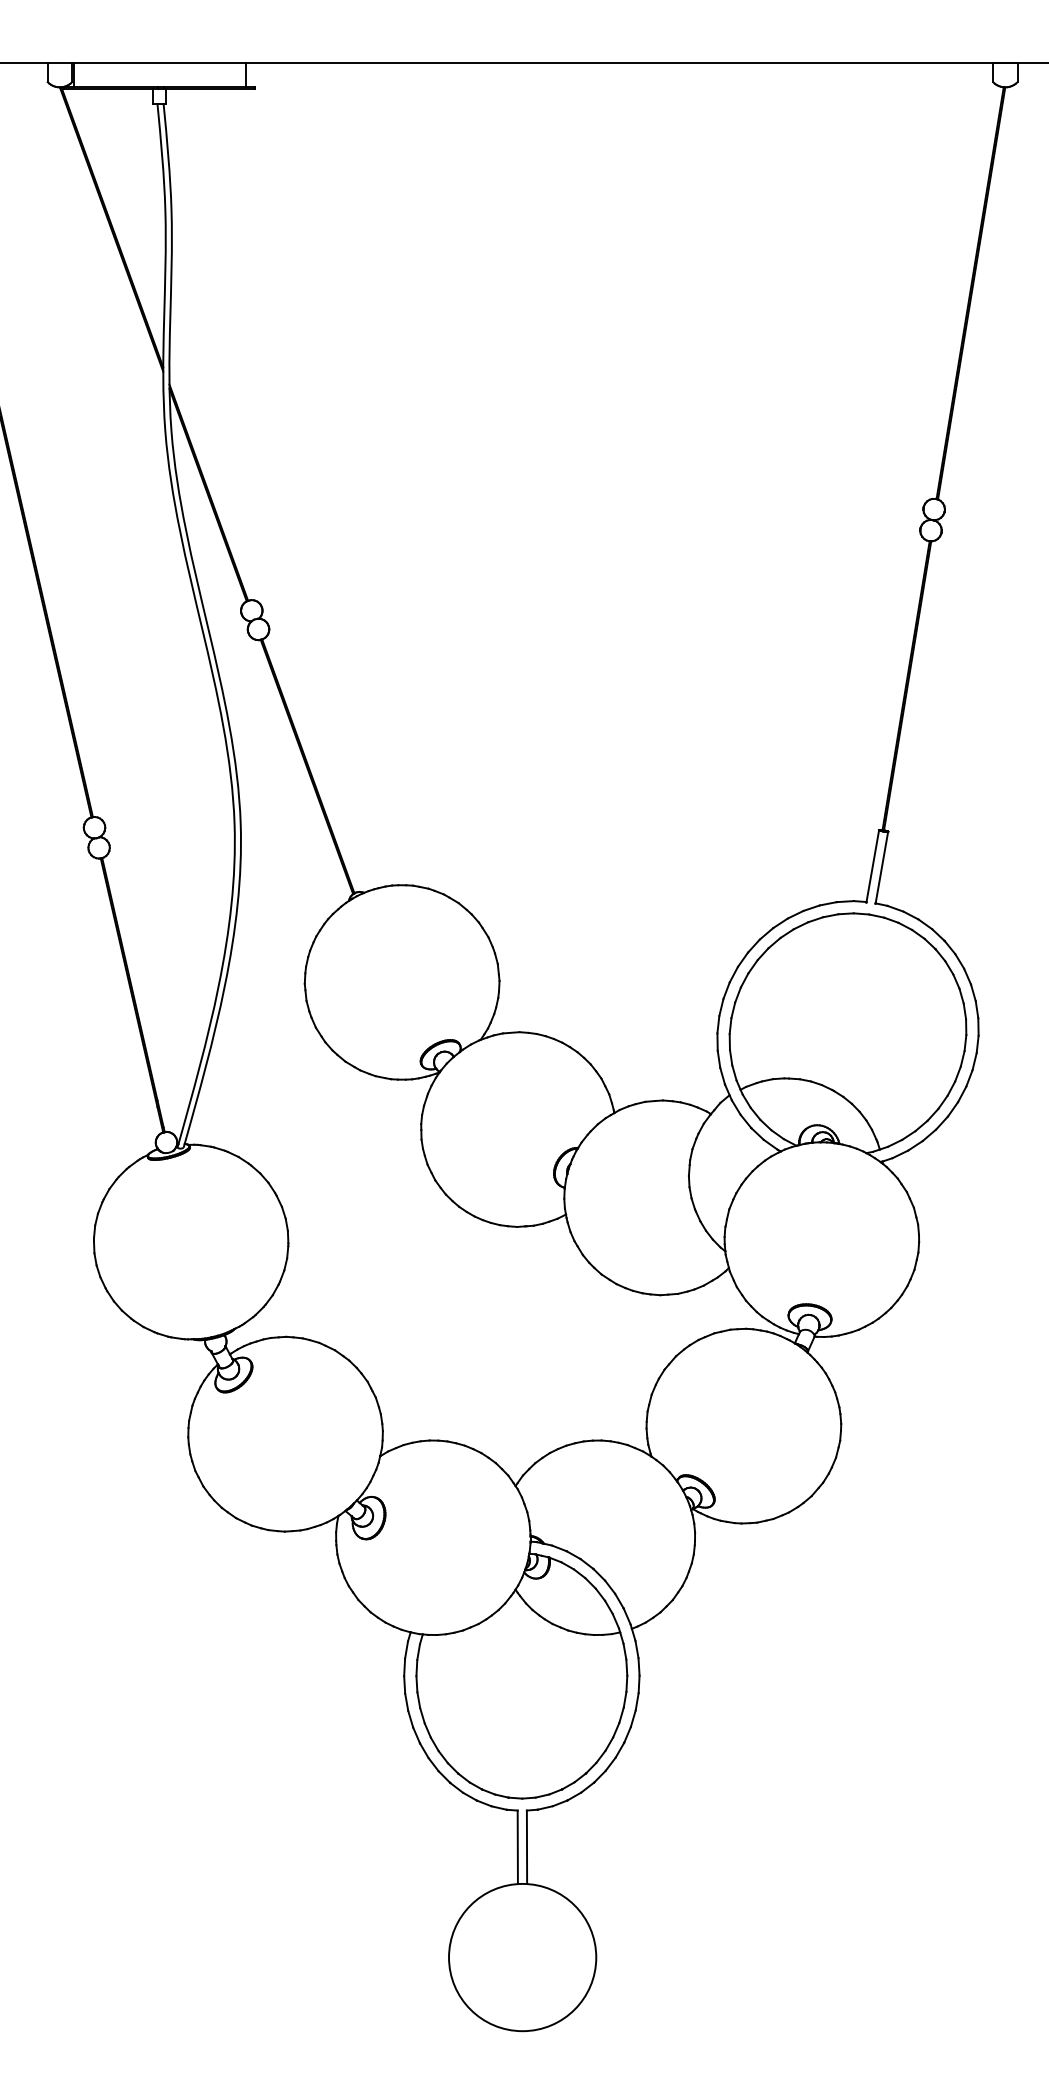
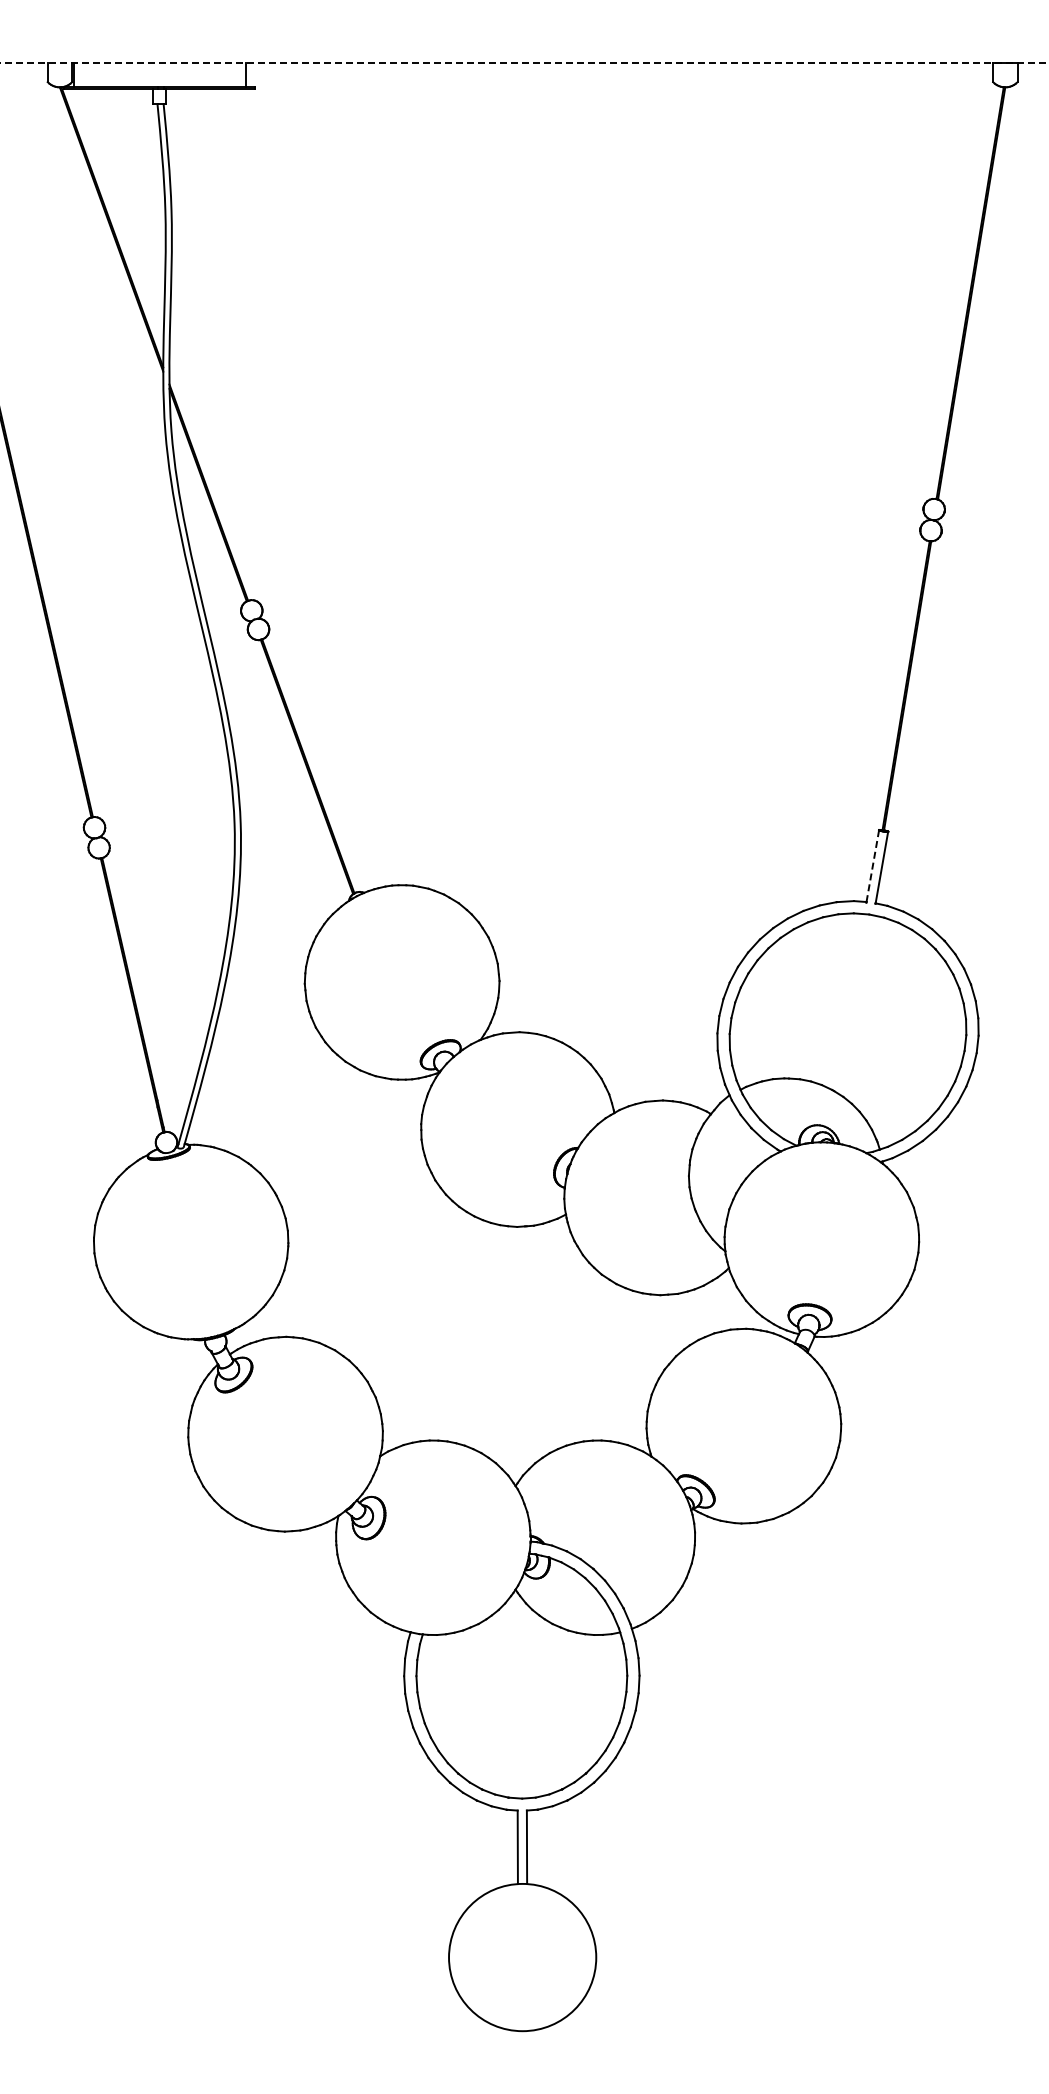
line: solid -> dashed (524, 62)
line: solid -> dashed (872, 866)
